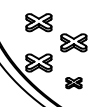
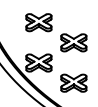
part size: 18x13 px -> 28x20 px (73, 82)
